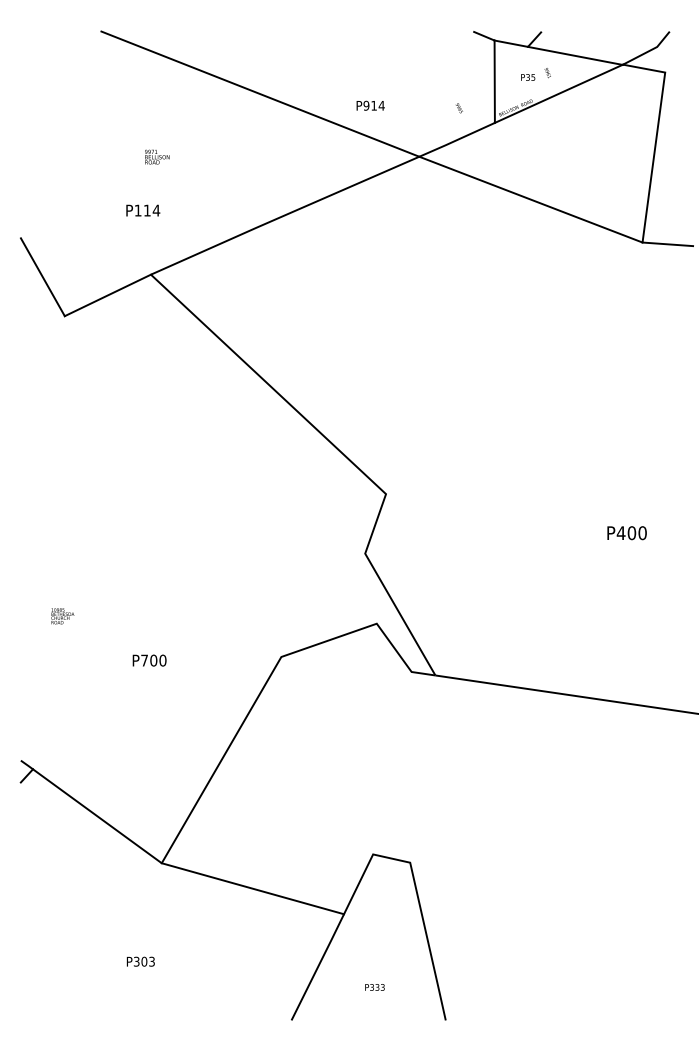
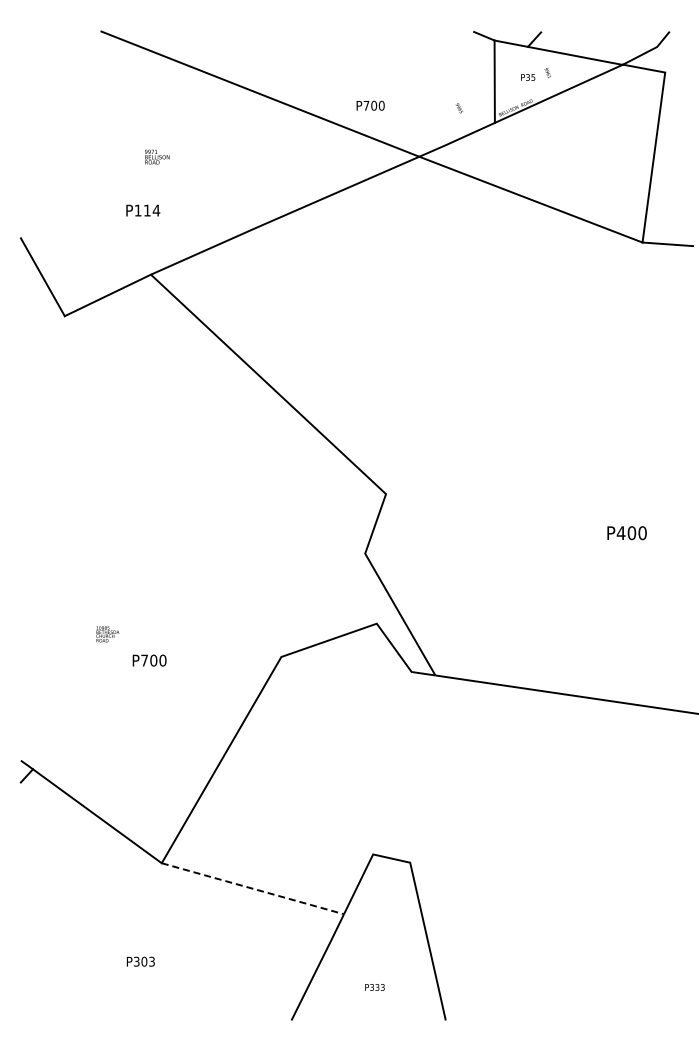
text: P914 -> P700 (373, 105)
text position: (62, 616) -> (107, 634) (107, 634)
line: solid -> dashed (252, 888)
